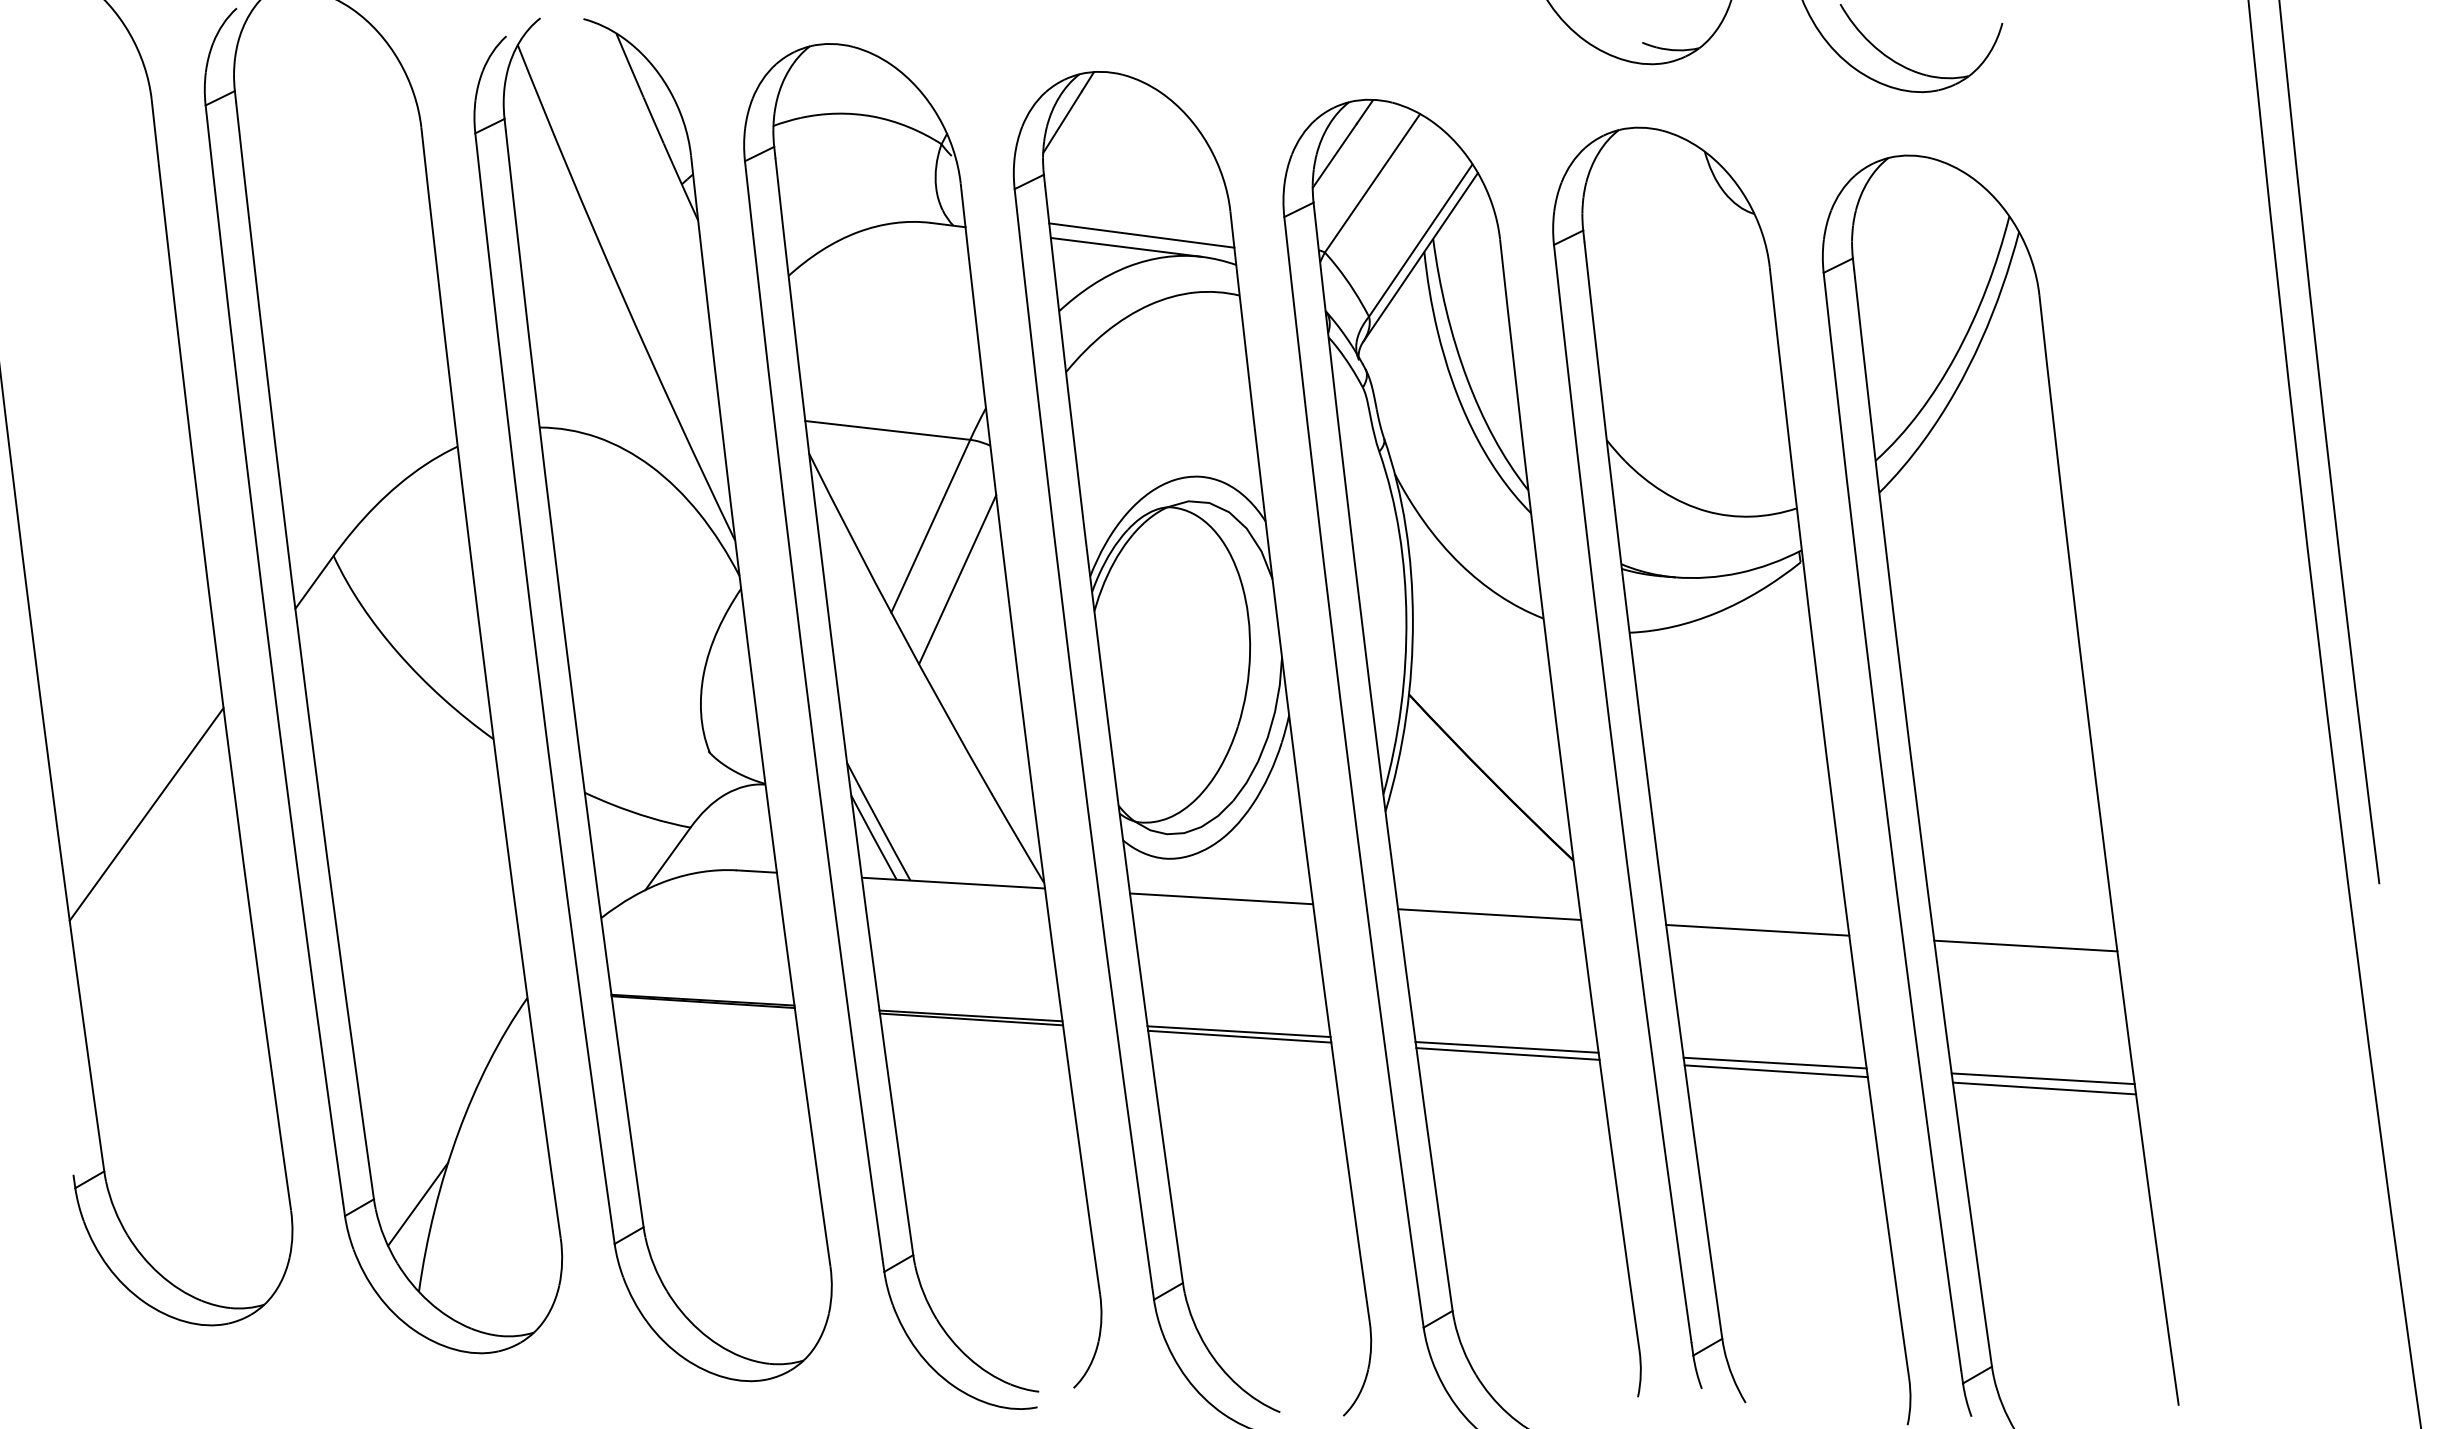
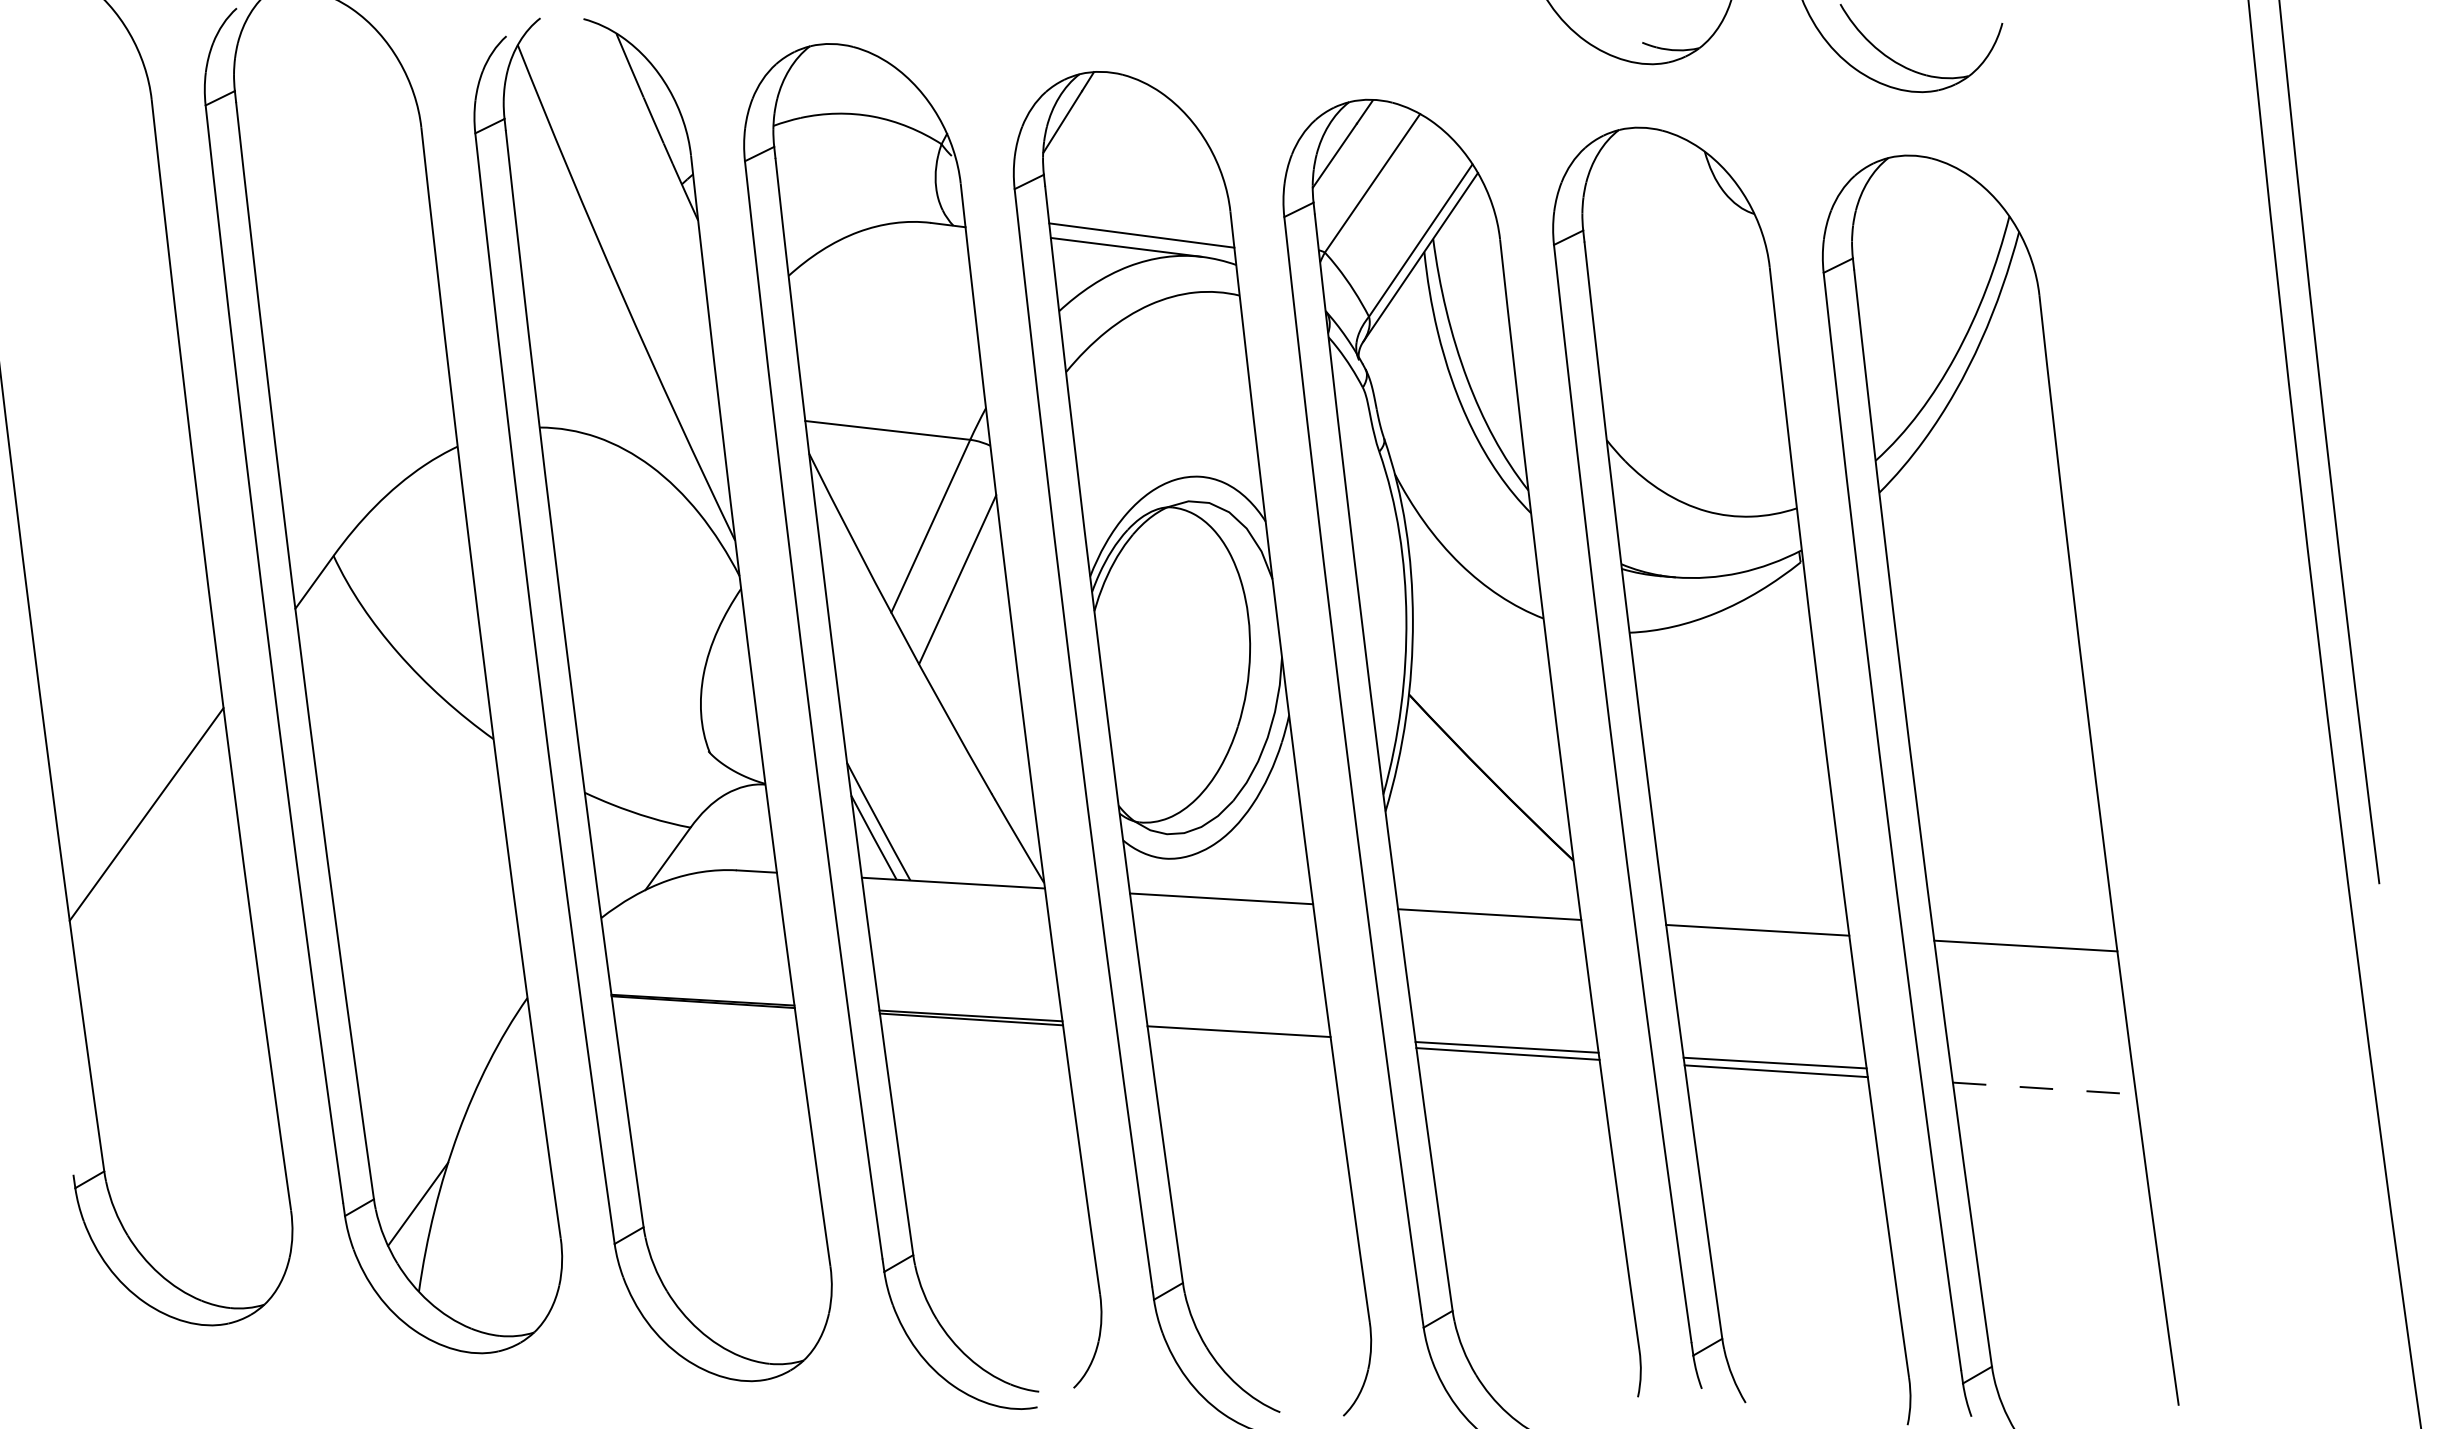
line: present -> none (1239, 1036)
line: present -> none (2042, 1078)
line: solid -> dashed (2044, 1088)
